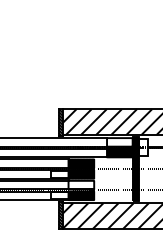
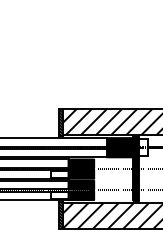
hatch: none -> present (119, 142)
hatch: none -> present (81, 184)
